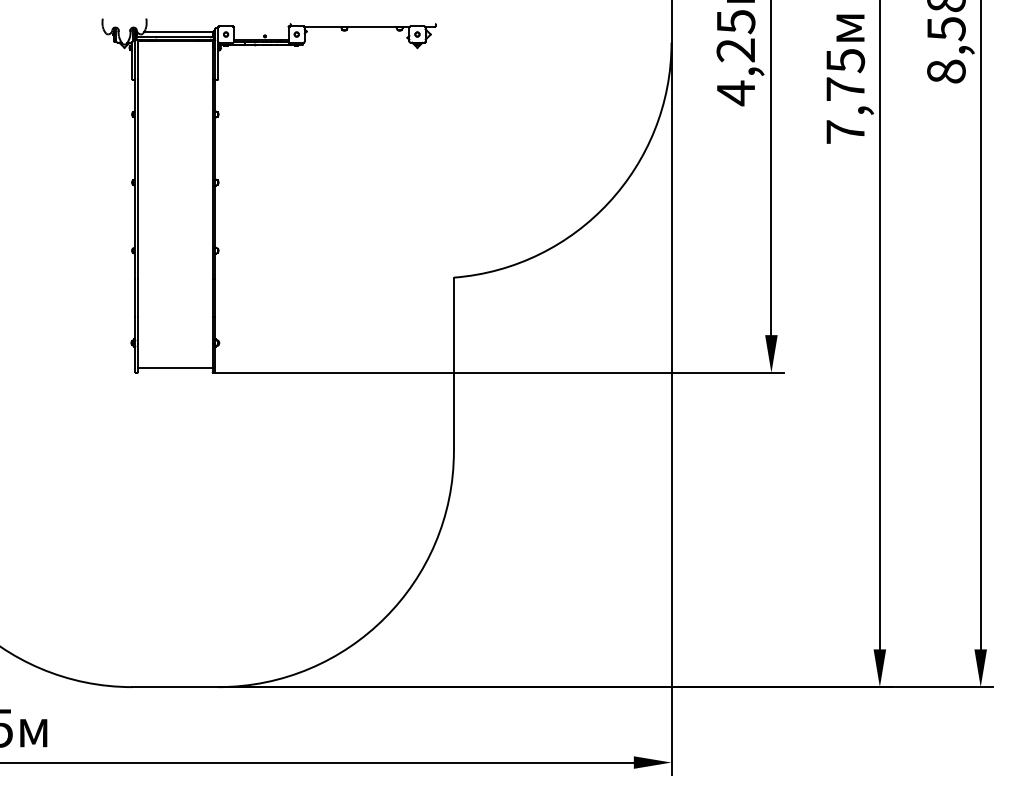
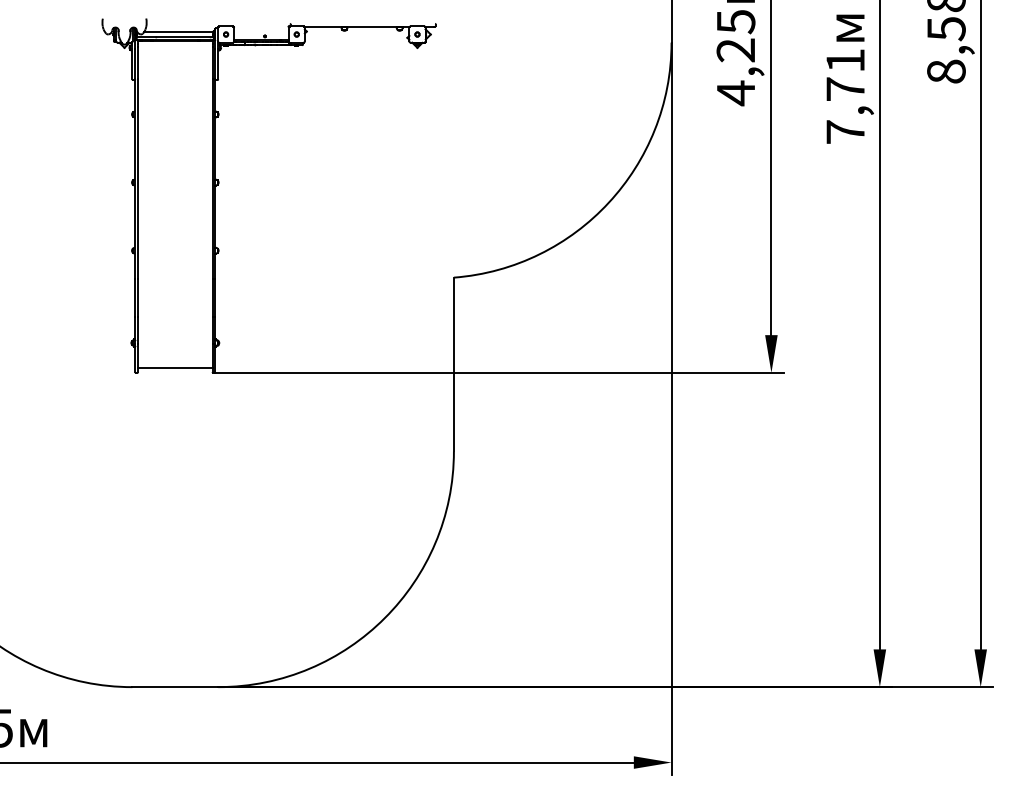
text: 7,75 -> 7,71 (845, 61)
